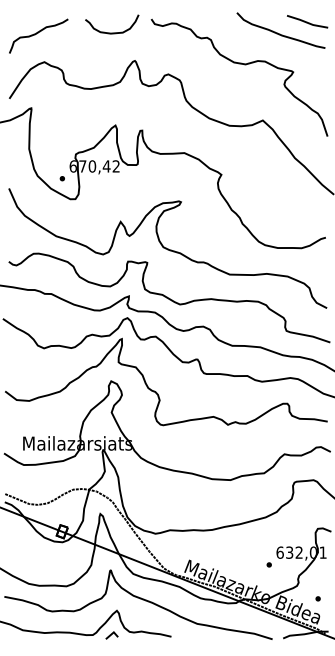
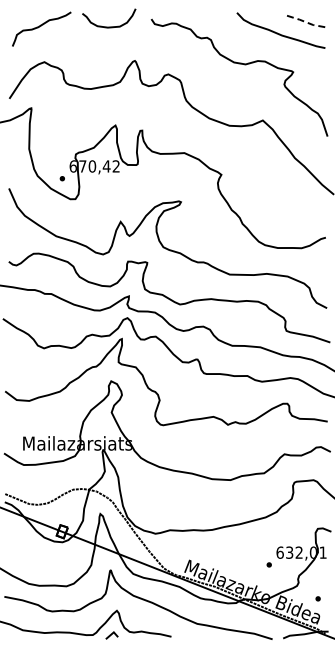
line: solid -> dashed (307, 22)
curve position: (112, 32) -> (109, 26) (109, 26)
curve position: (38, 33) -> (41, 26) (41, 26)
